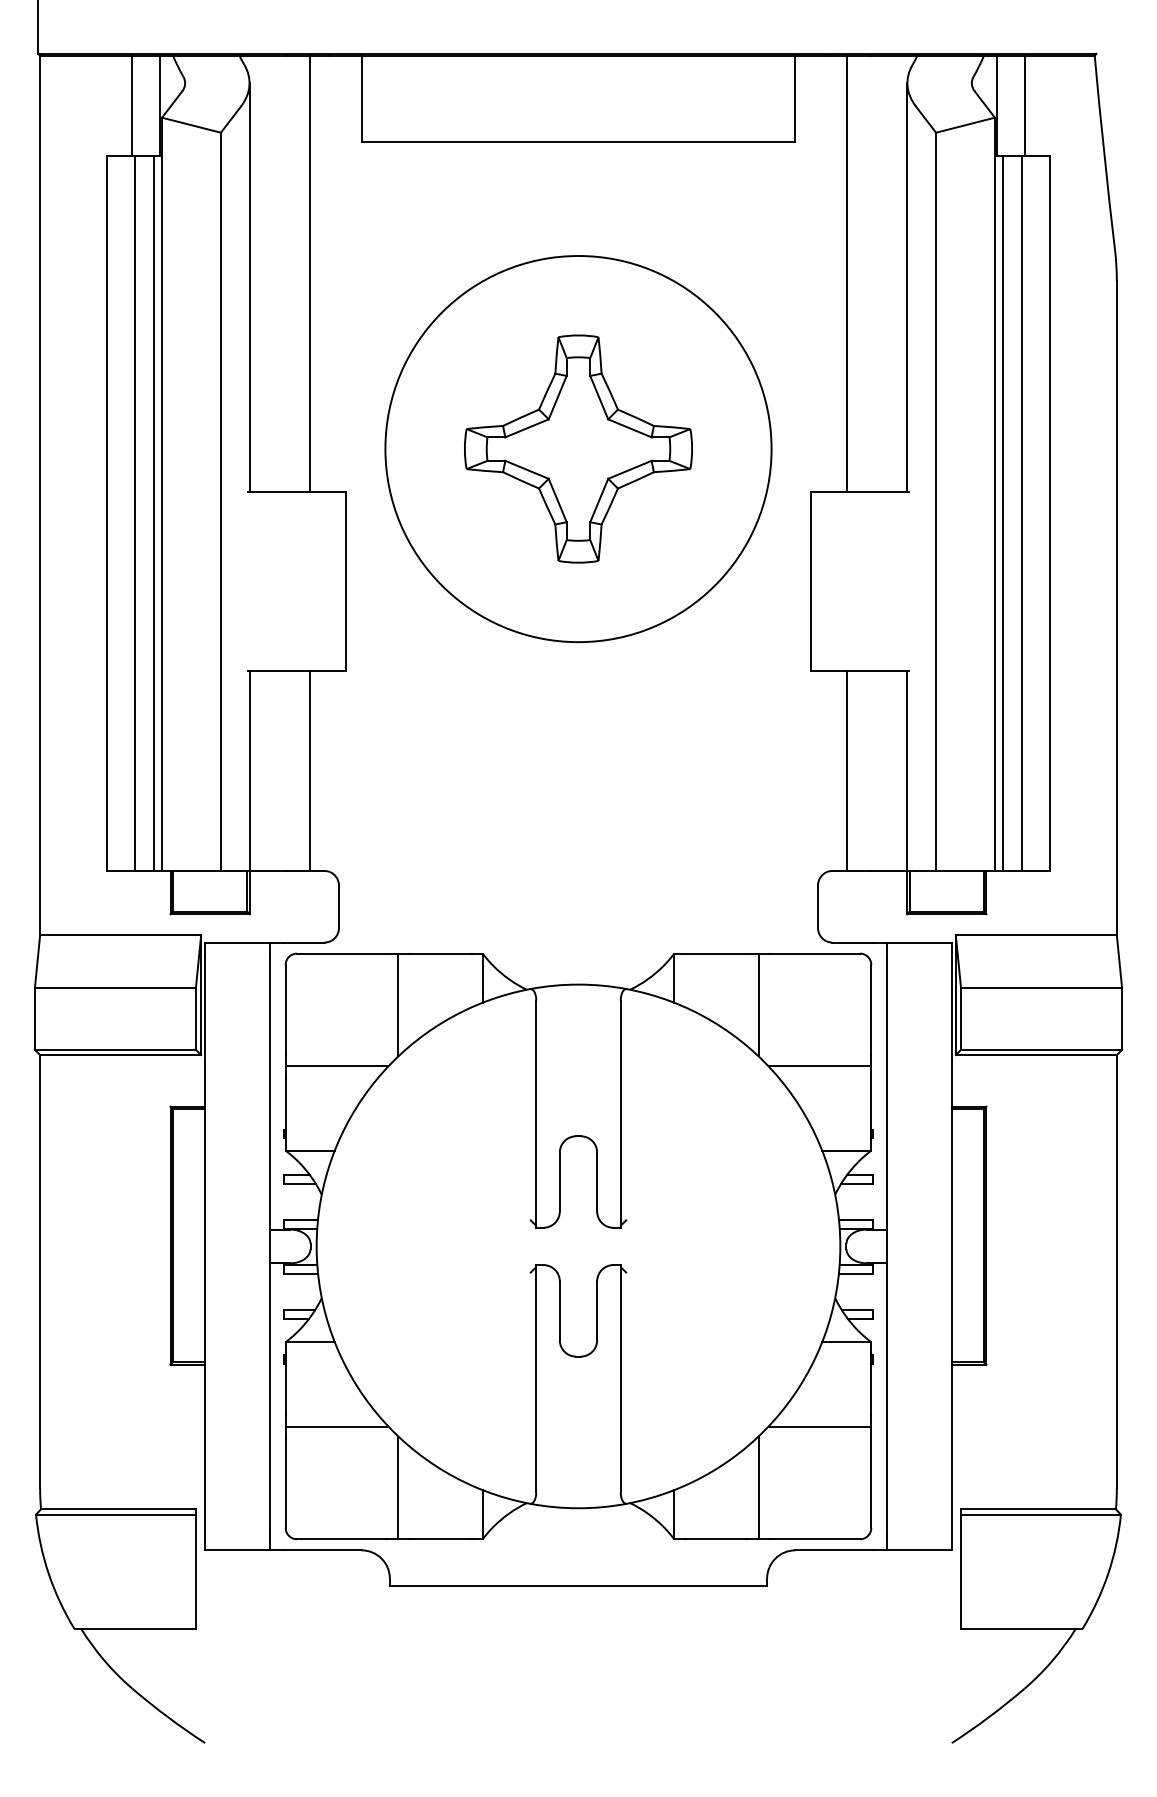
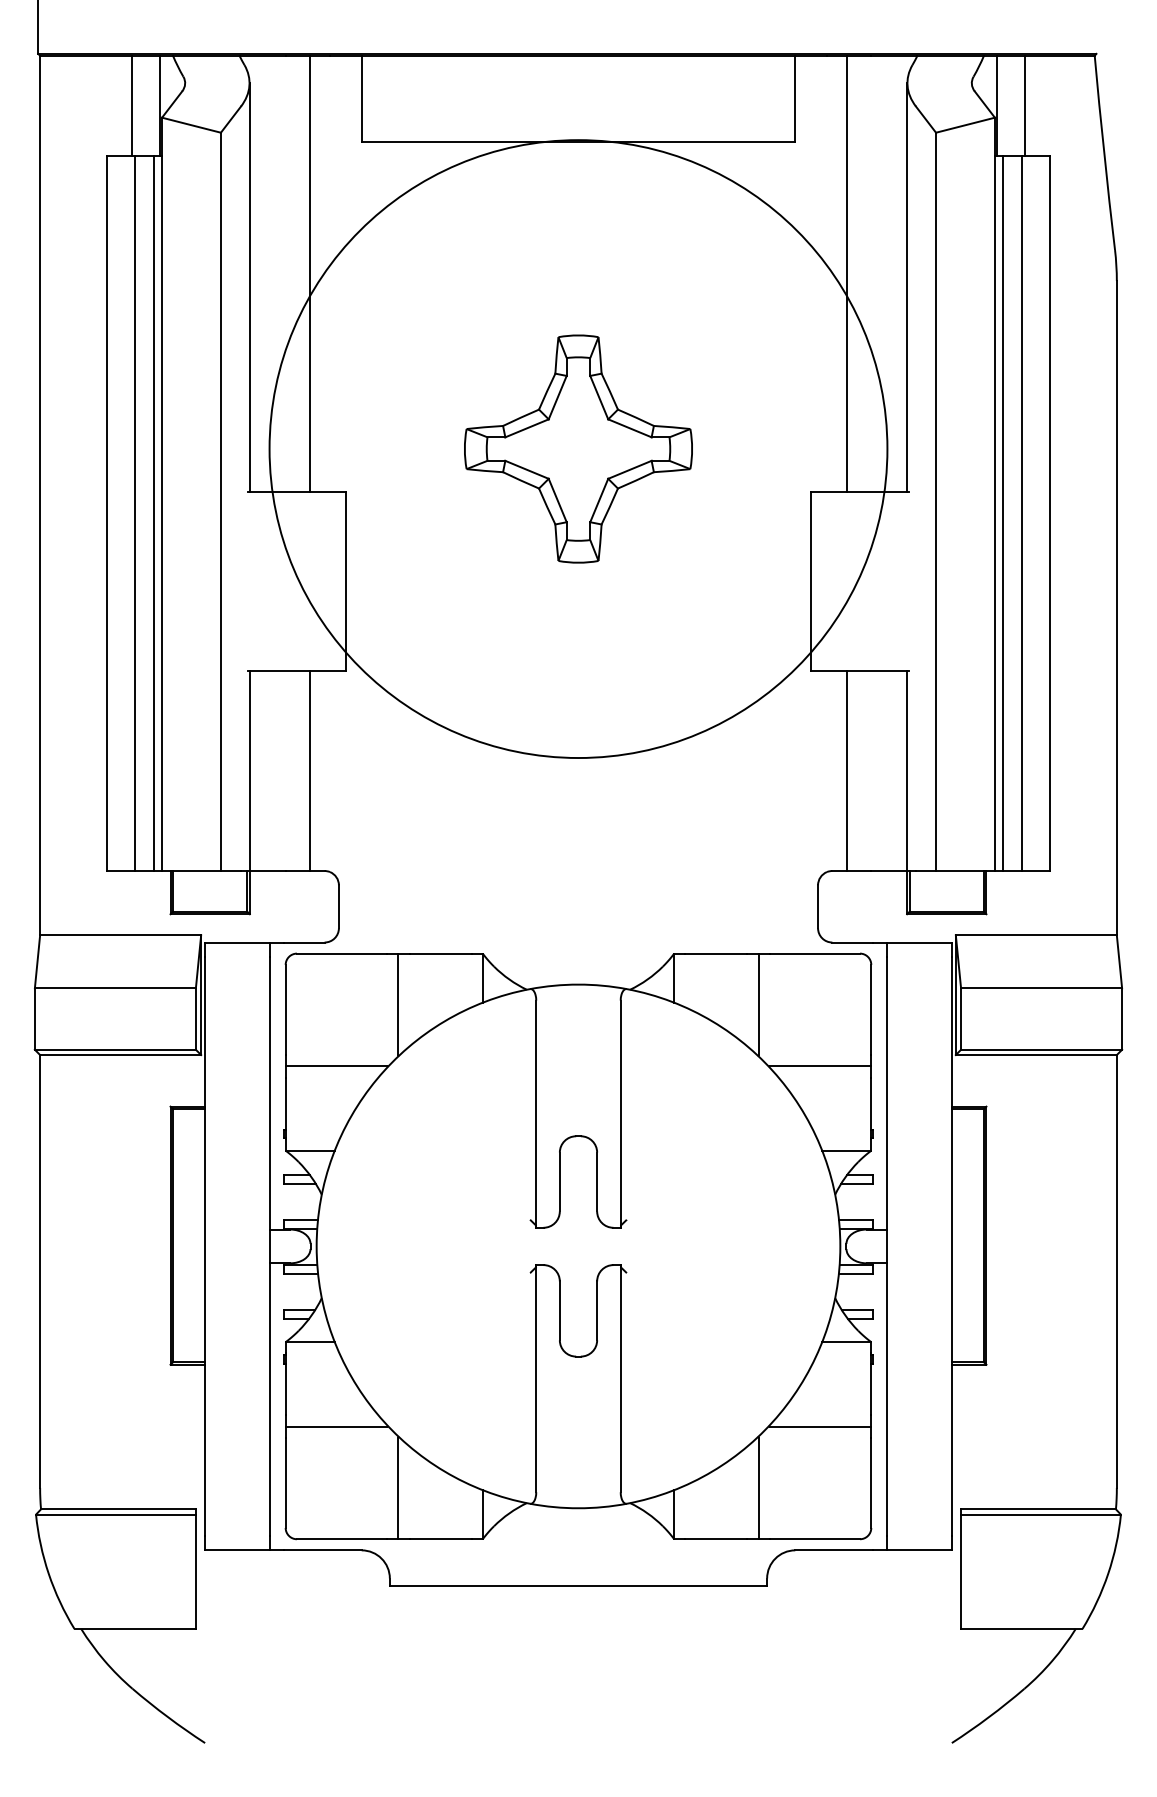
circle diameter: 386 px -> 618 px (578, 449)
